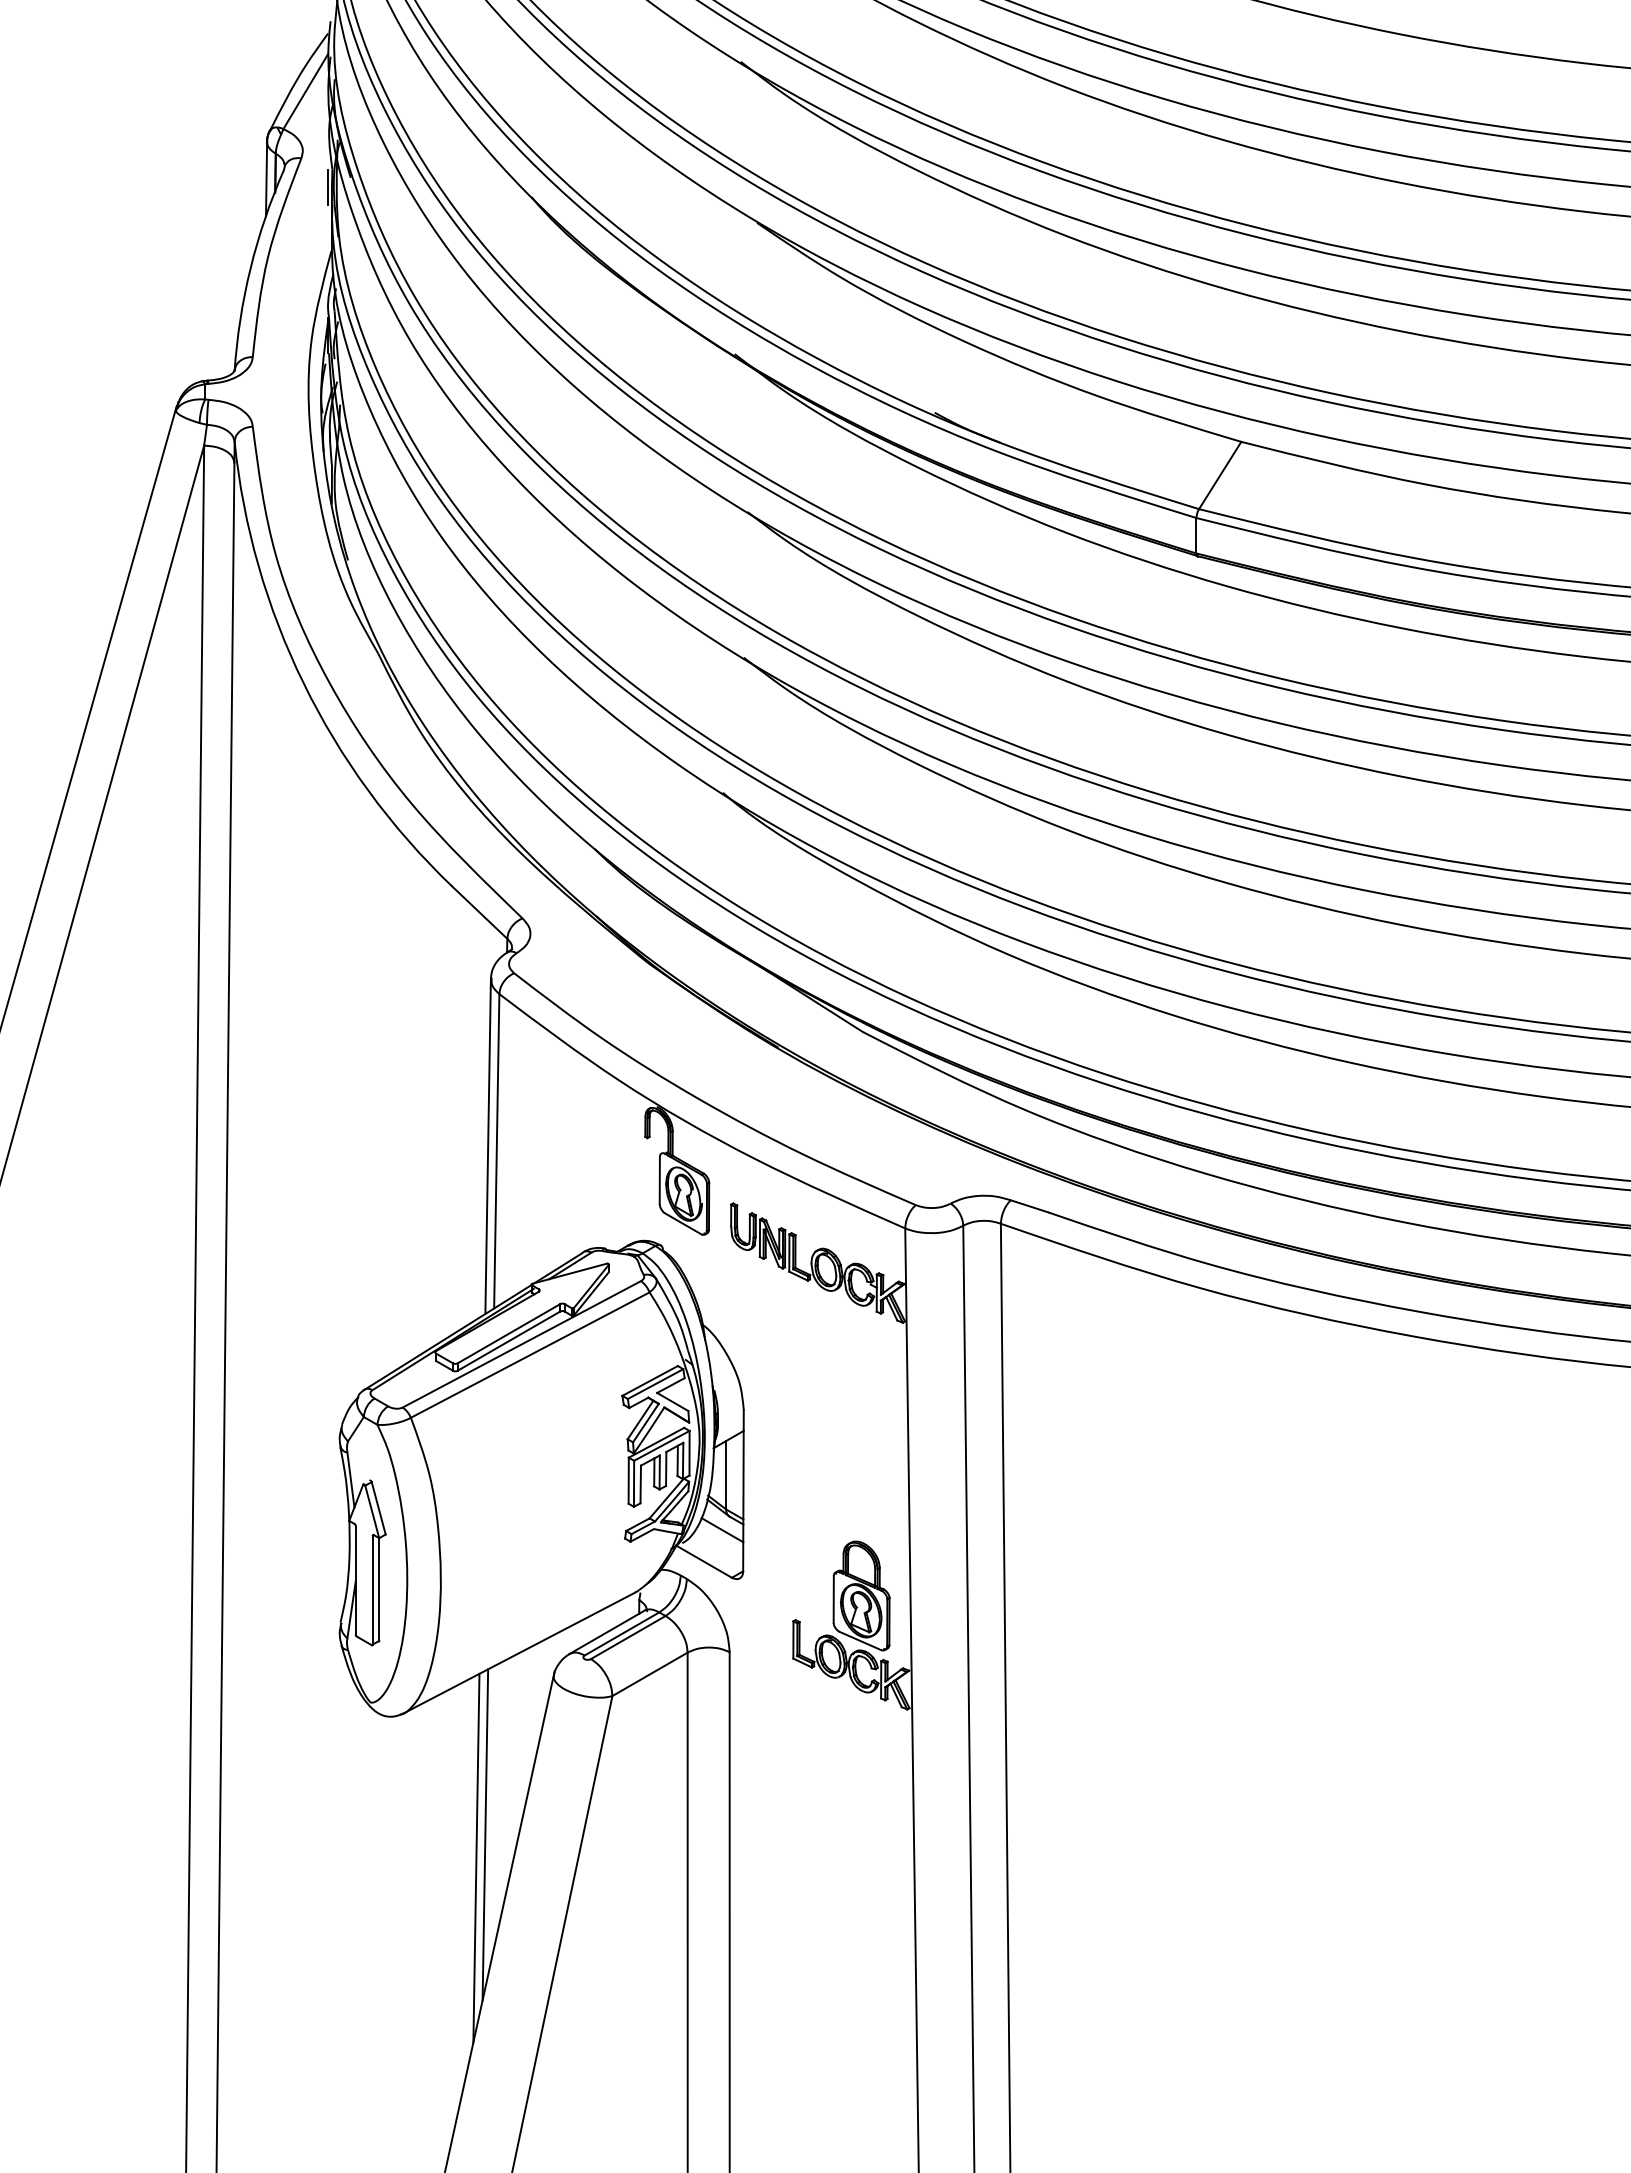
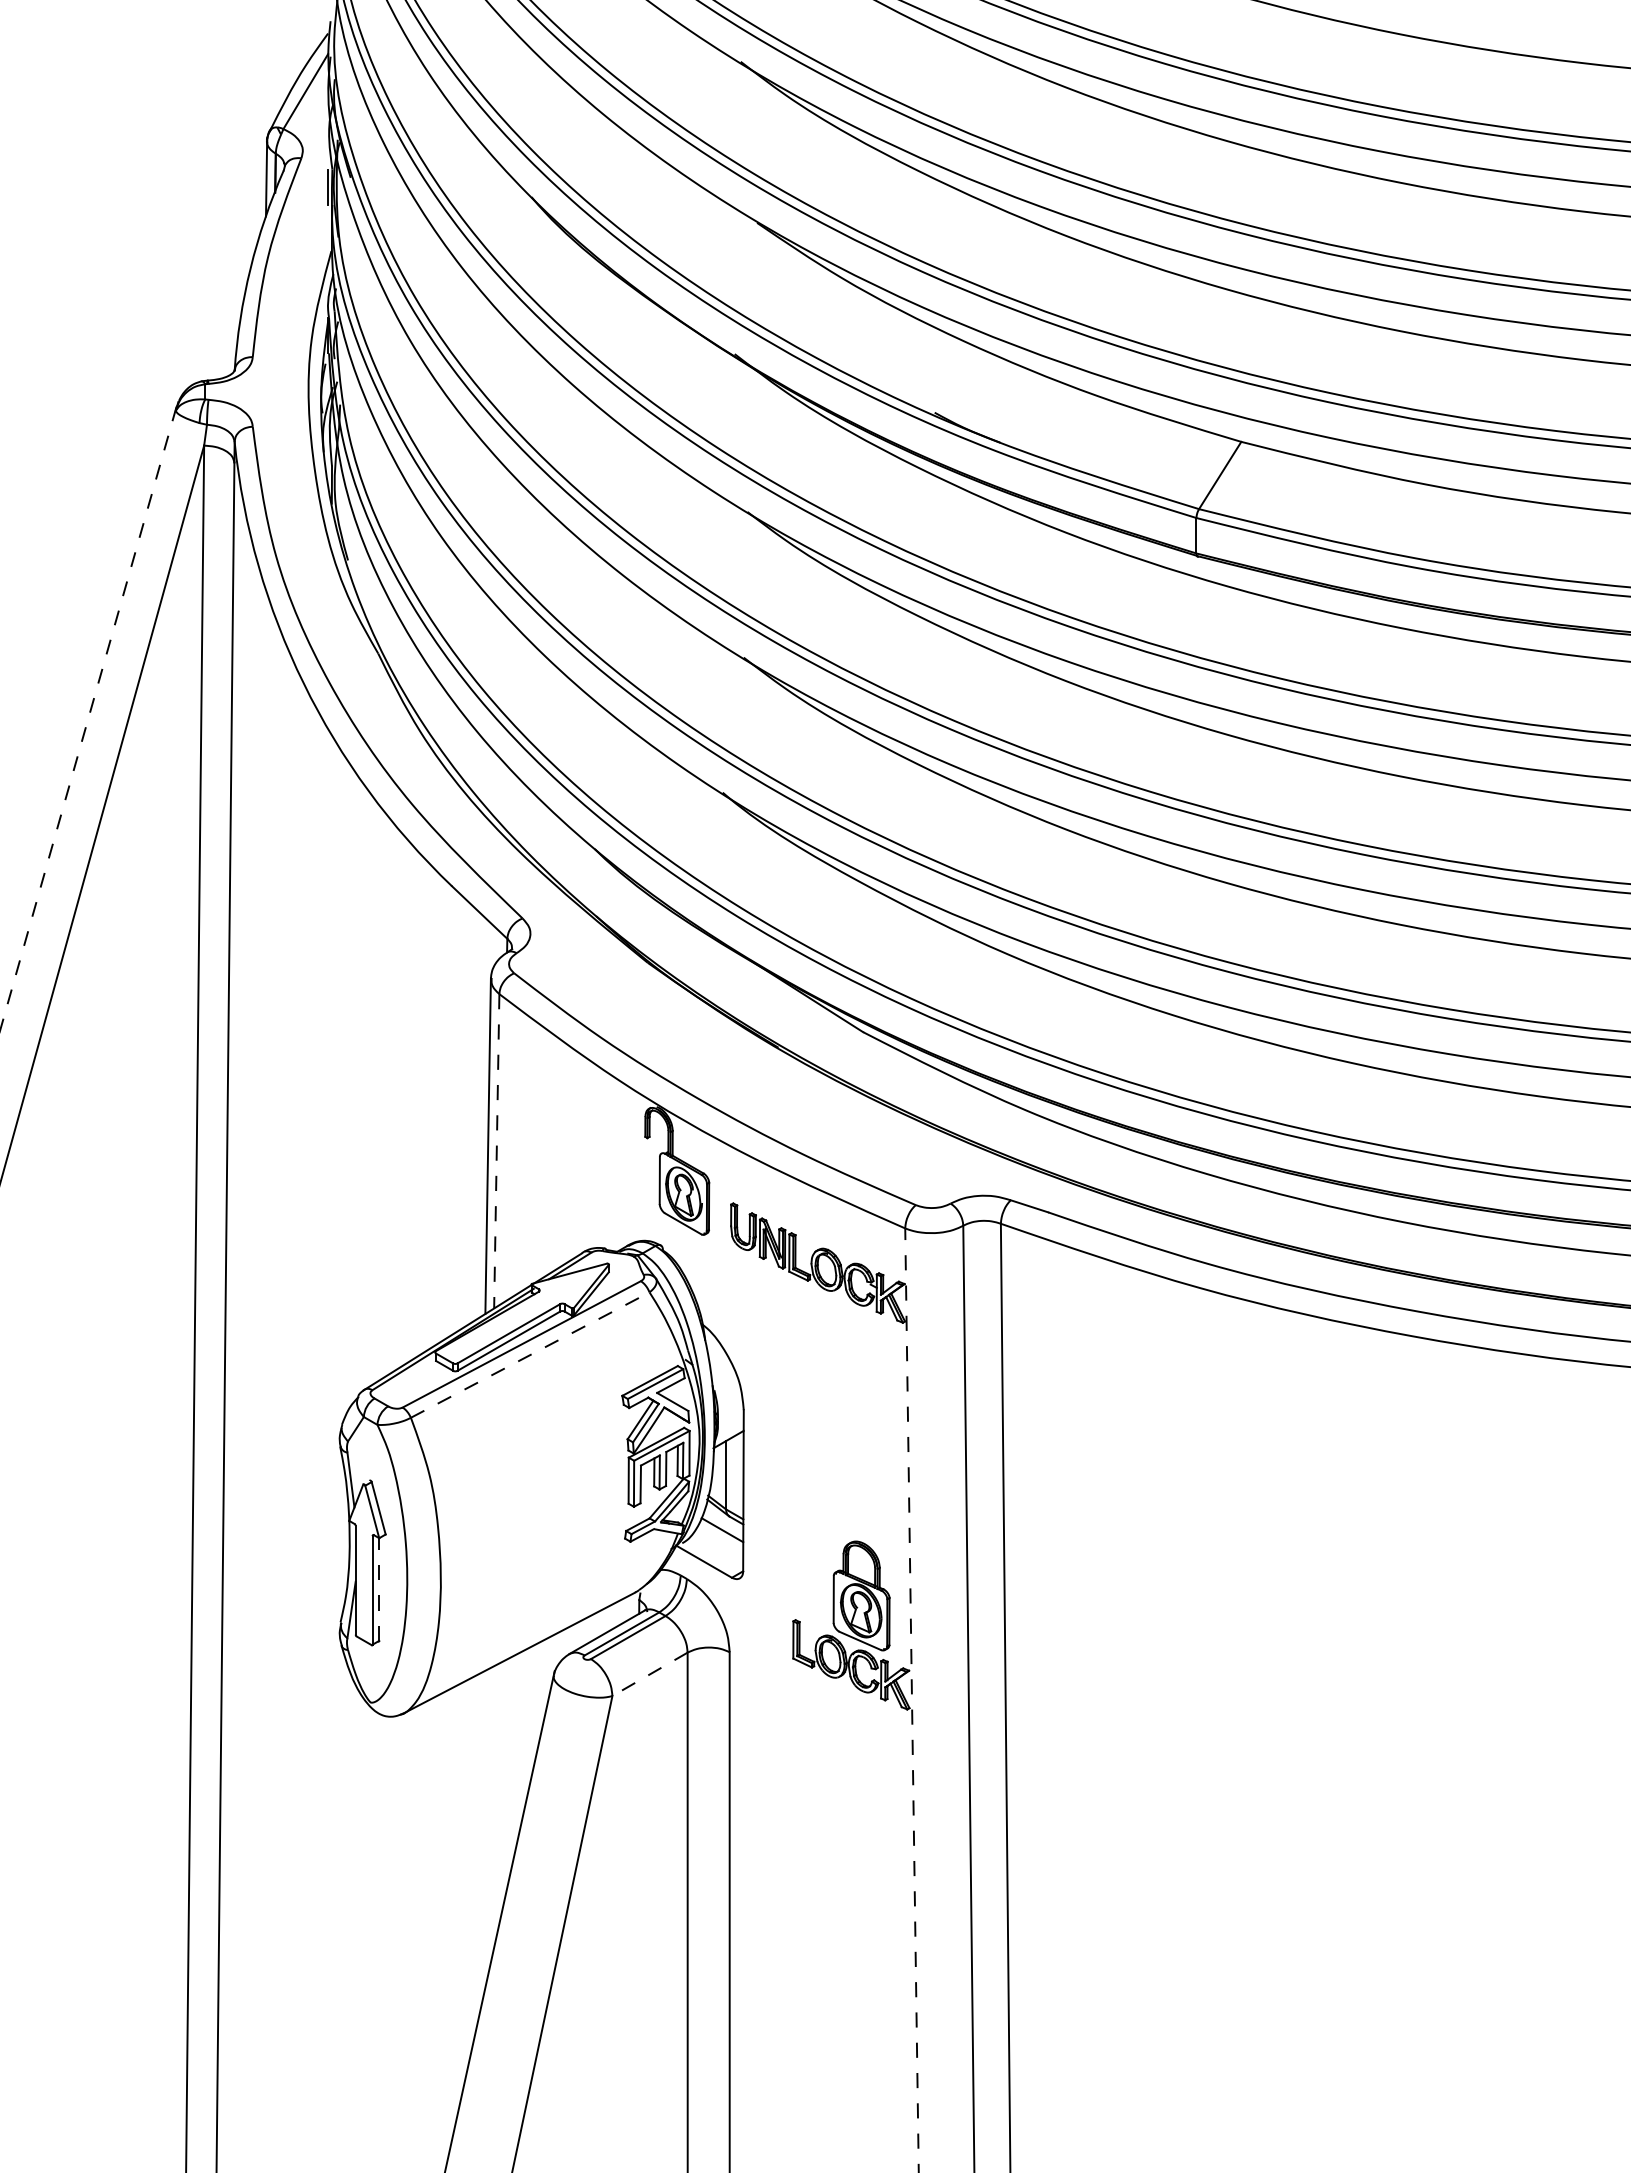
line: solid -> dashed (88, 719)
line: solid -> dashed (496, 1151)
line: solid -> dashed (530, 1355)
line: solid -> dashed (379, 1589)
line: solid -> dashed (649, 1674)
line: solid -> dashed (912, 1700)
line: present -> none (485, 1834)
line: present -> none (476, 1857)
